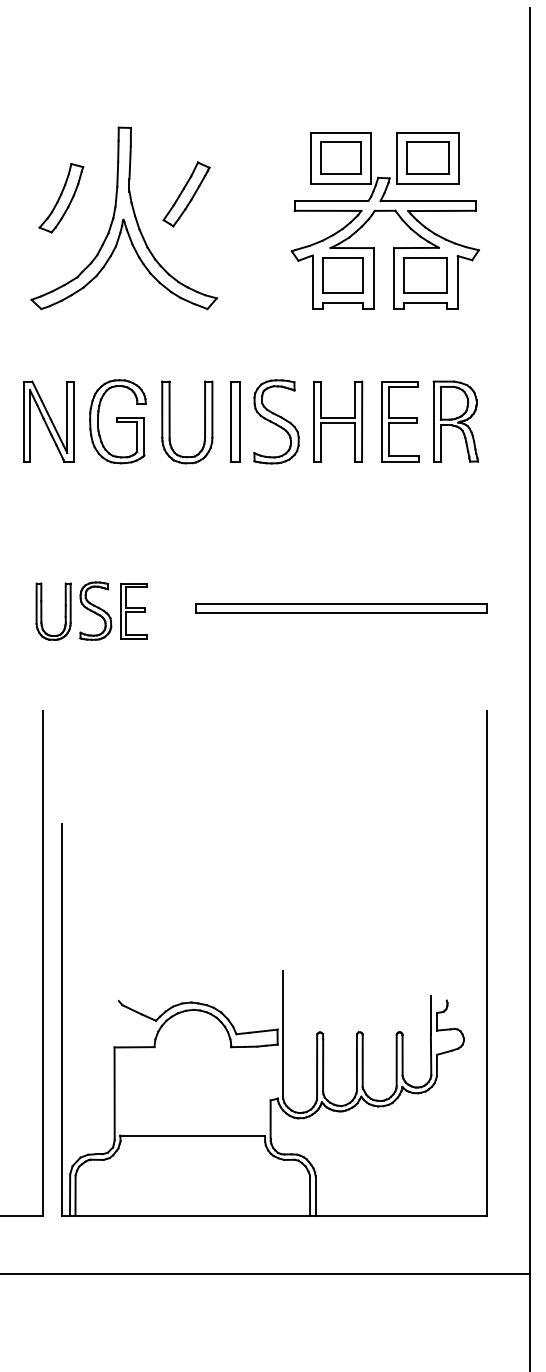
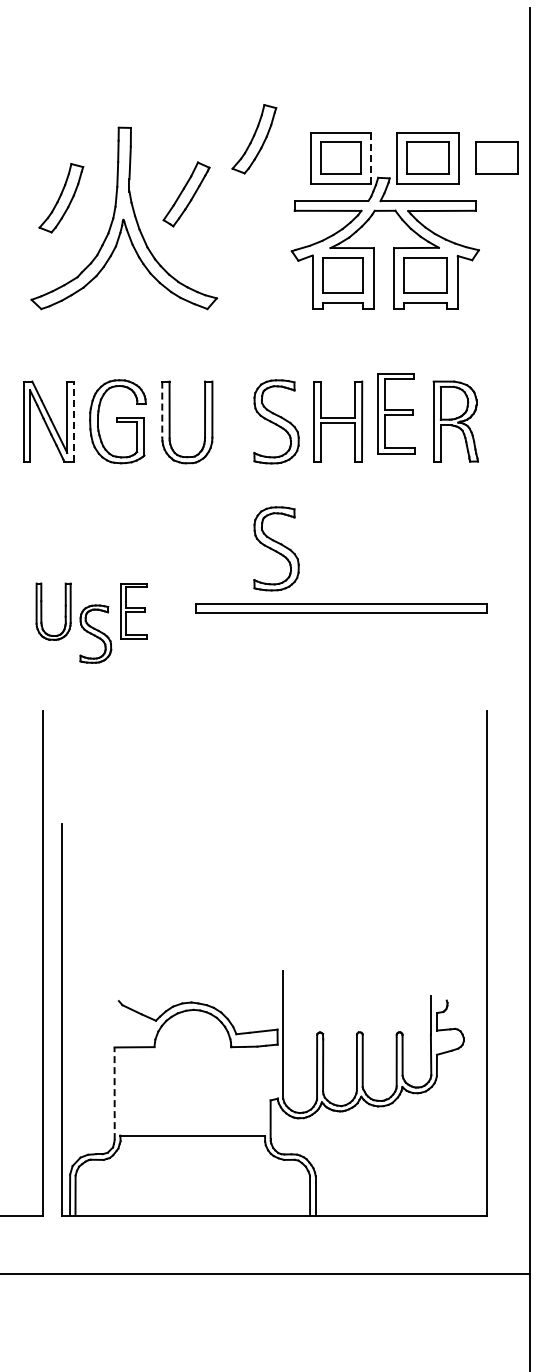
part: none -> present (254, 139)
part: none -> present (496, 157)
line: solid -> dashed (371, 158)
line: solid -> dashed (162, 410)
line: solid -> dashed (73, 421)
part: present -> none (235, 421)
part position: (400, 421) -> (396, 413) (396, 413)
part: none -> present (276, 548)
part position: (95, 610) -> (95, 633) (95, 633)
line: solid -> dashed (114, 1093)
